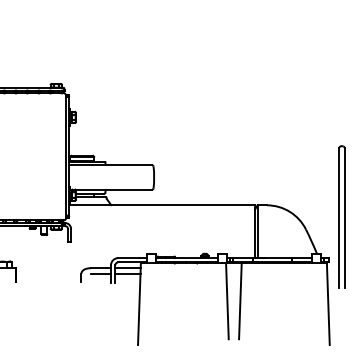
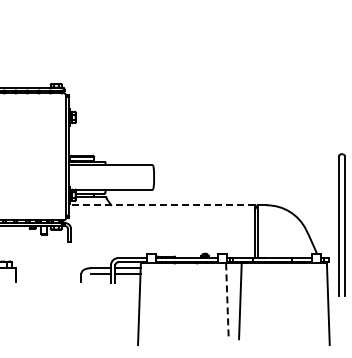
line: solid -> dashed (162, 205)
part position: (341, 216) -> (341, 224) (341, 224)
line: solid -> dashed (227, 301)
